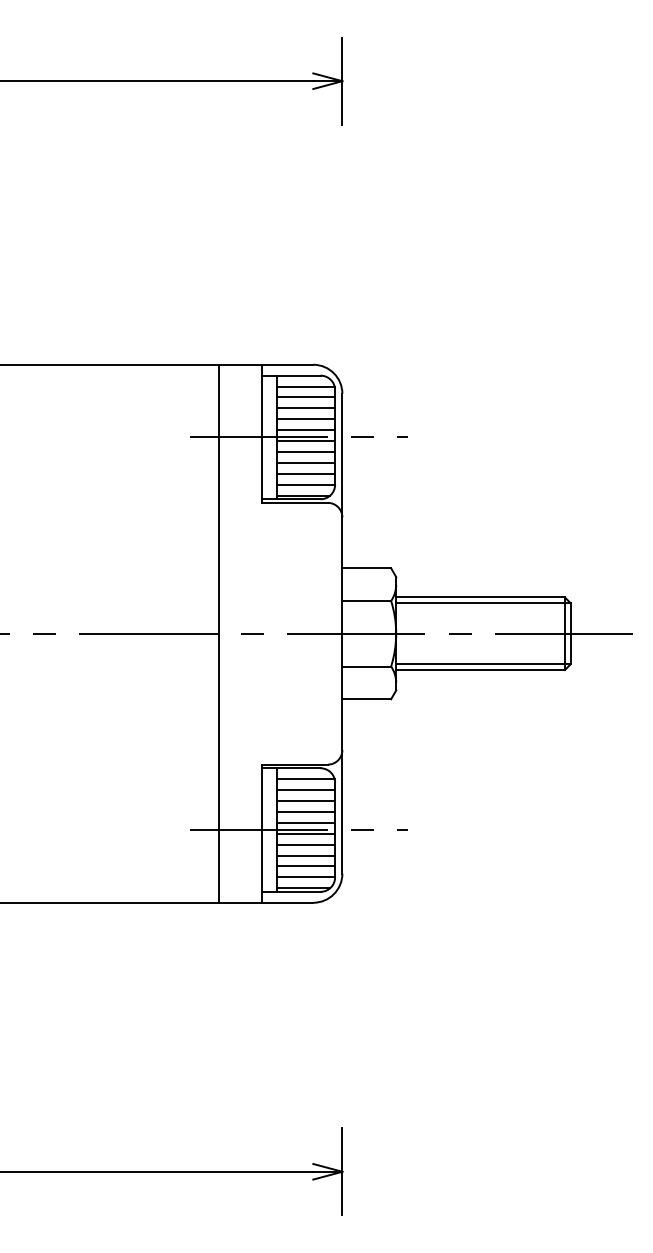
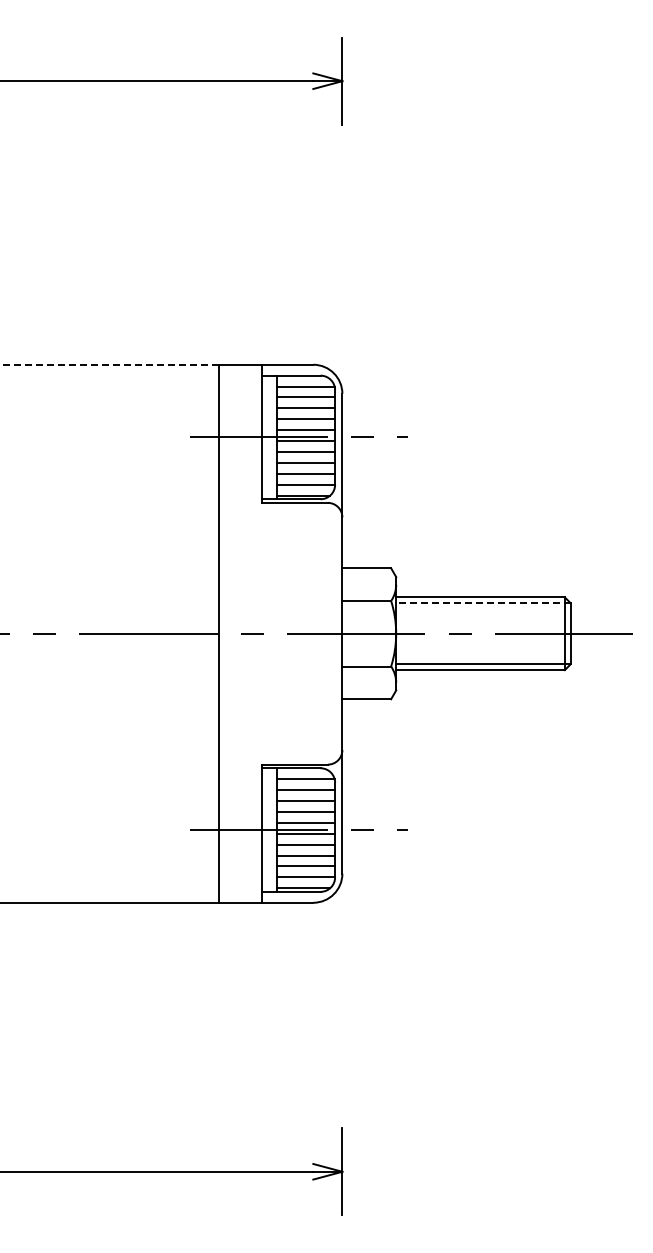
line: solid -> dashed (109, 364)
line: solid -> dashed (482, 603)
